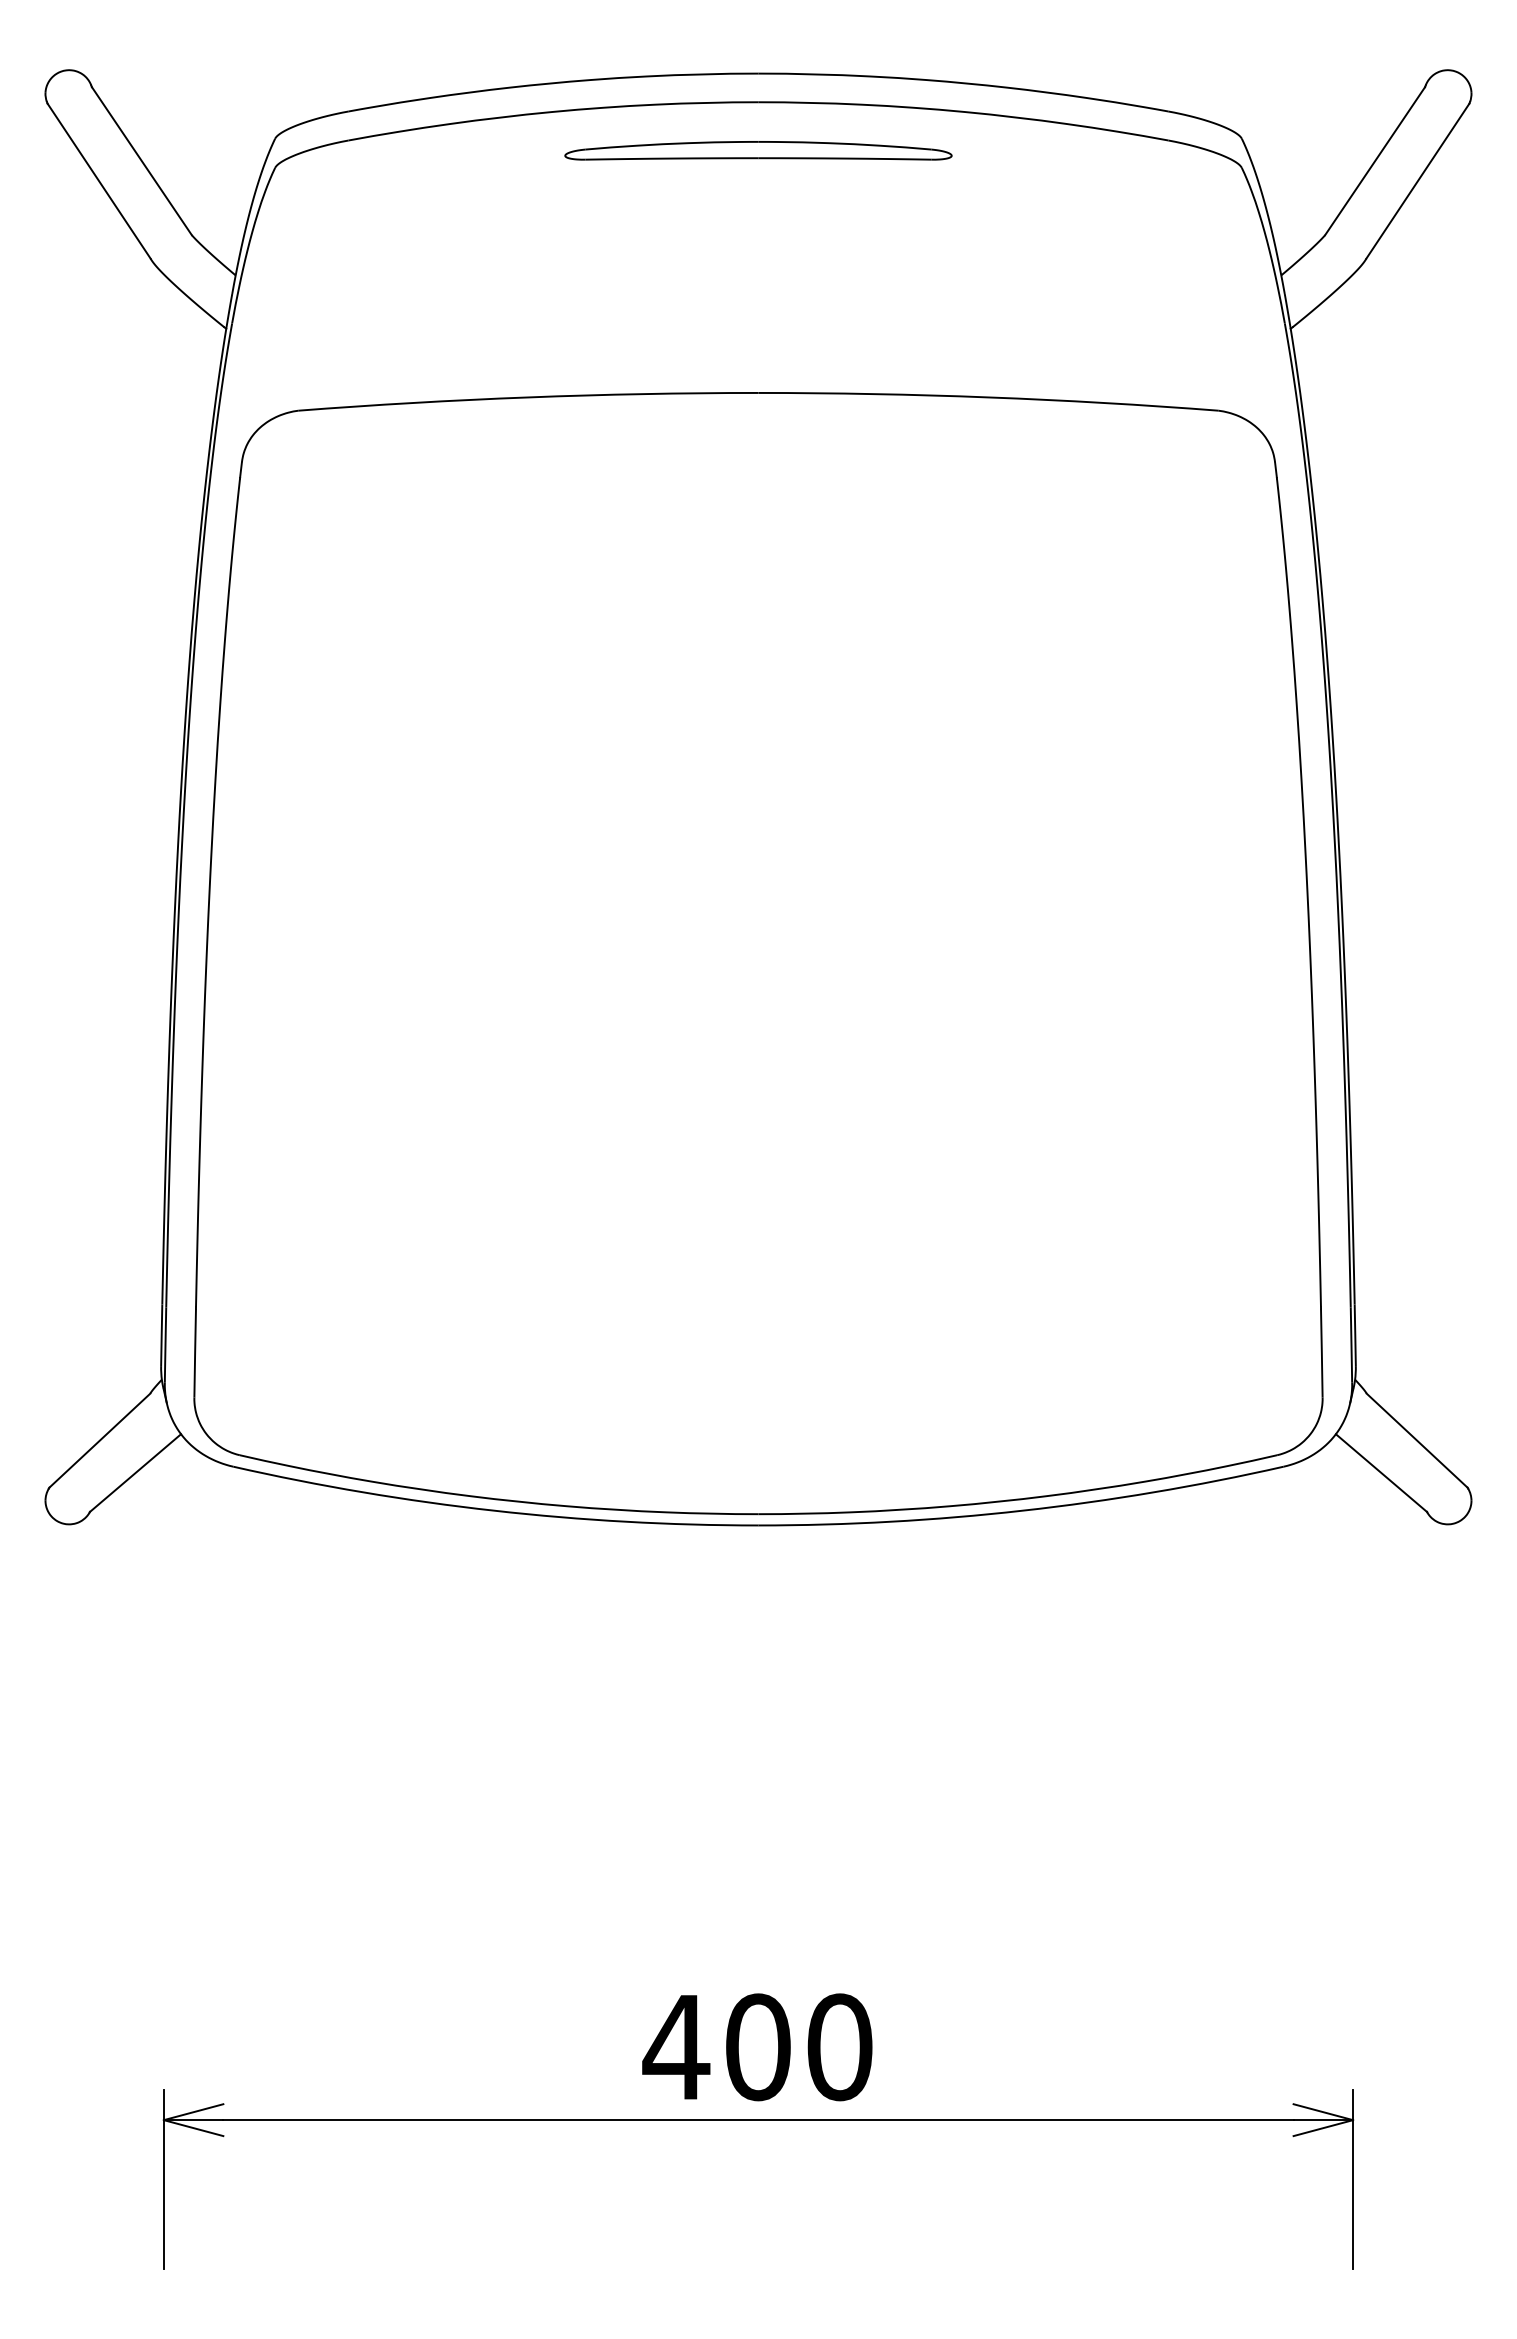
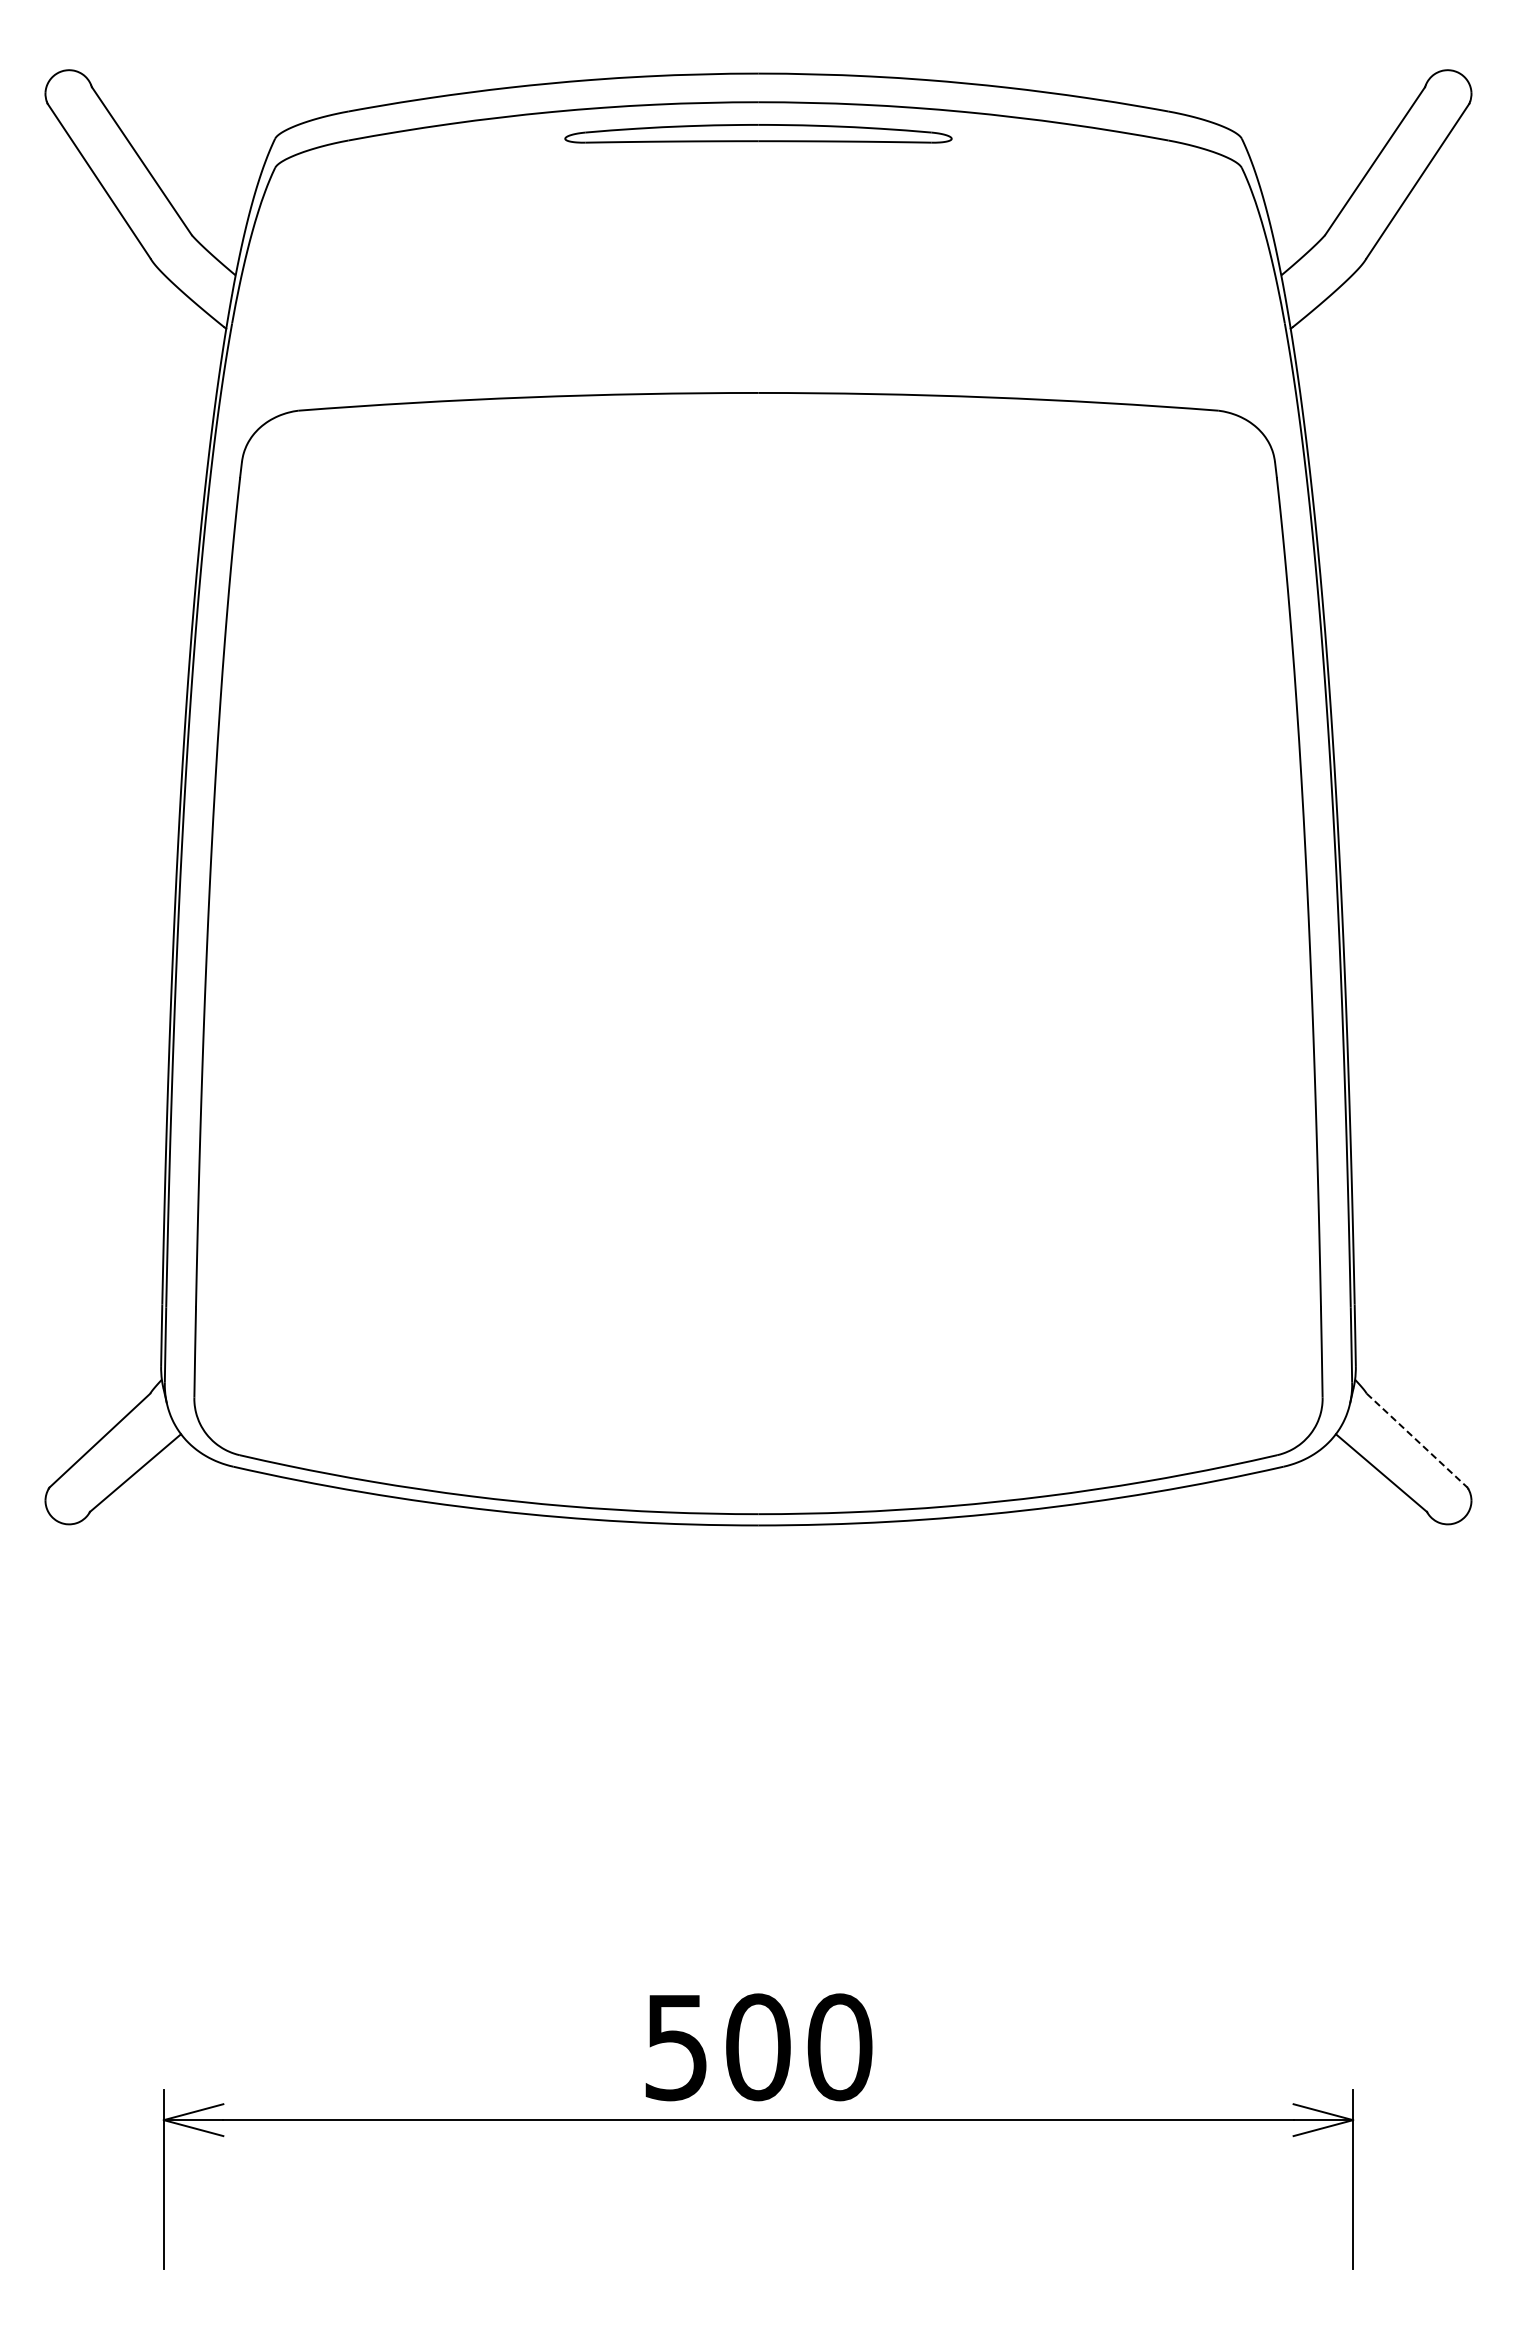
part position: (758, 150) -> (758, 133) (758, 133)
line: solid -> dashed (1417, 1440)
text: 400 -> 500 (676, 2048)
